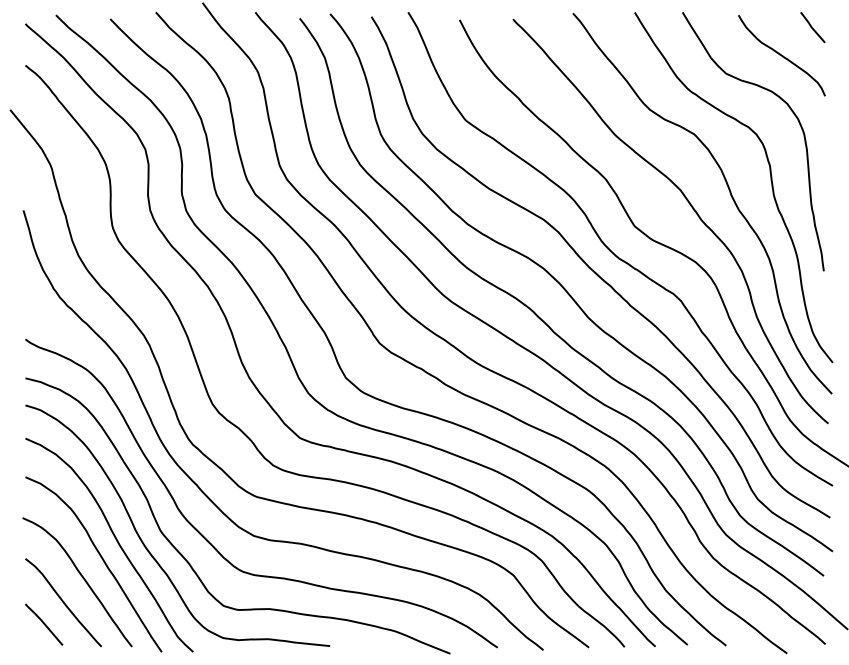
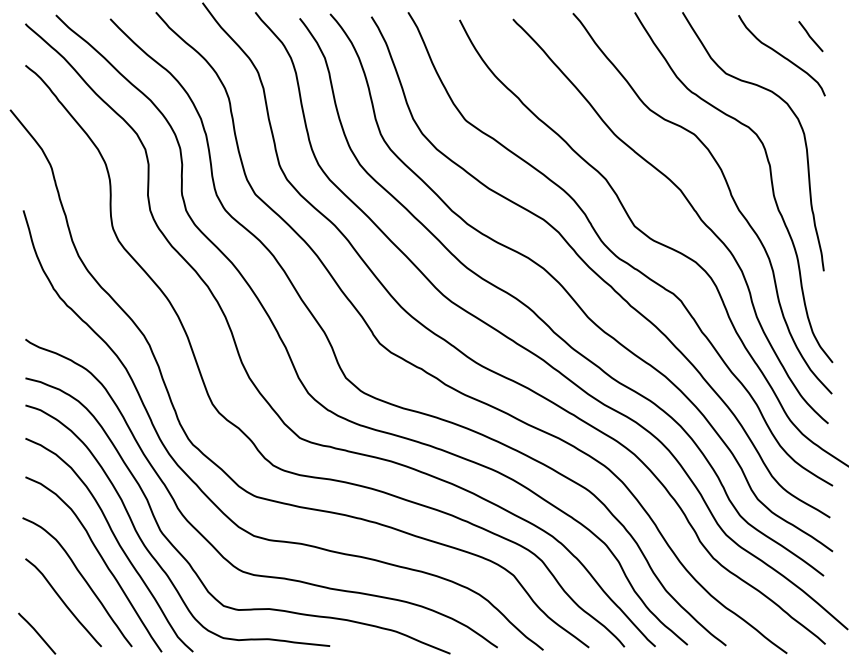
line position: (812, 27) -> (810, 36) (810, 36)
line position: (44, 624) -> (37, 633) (37, 633)
